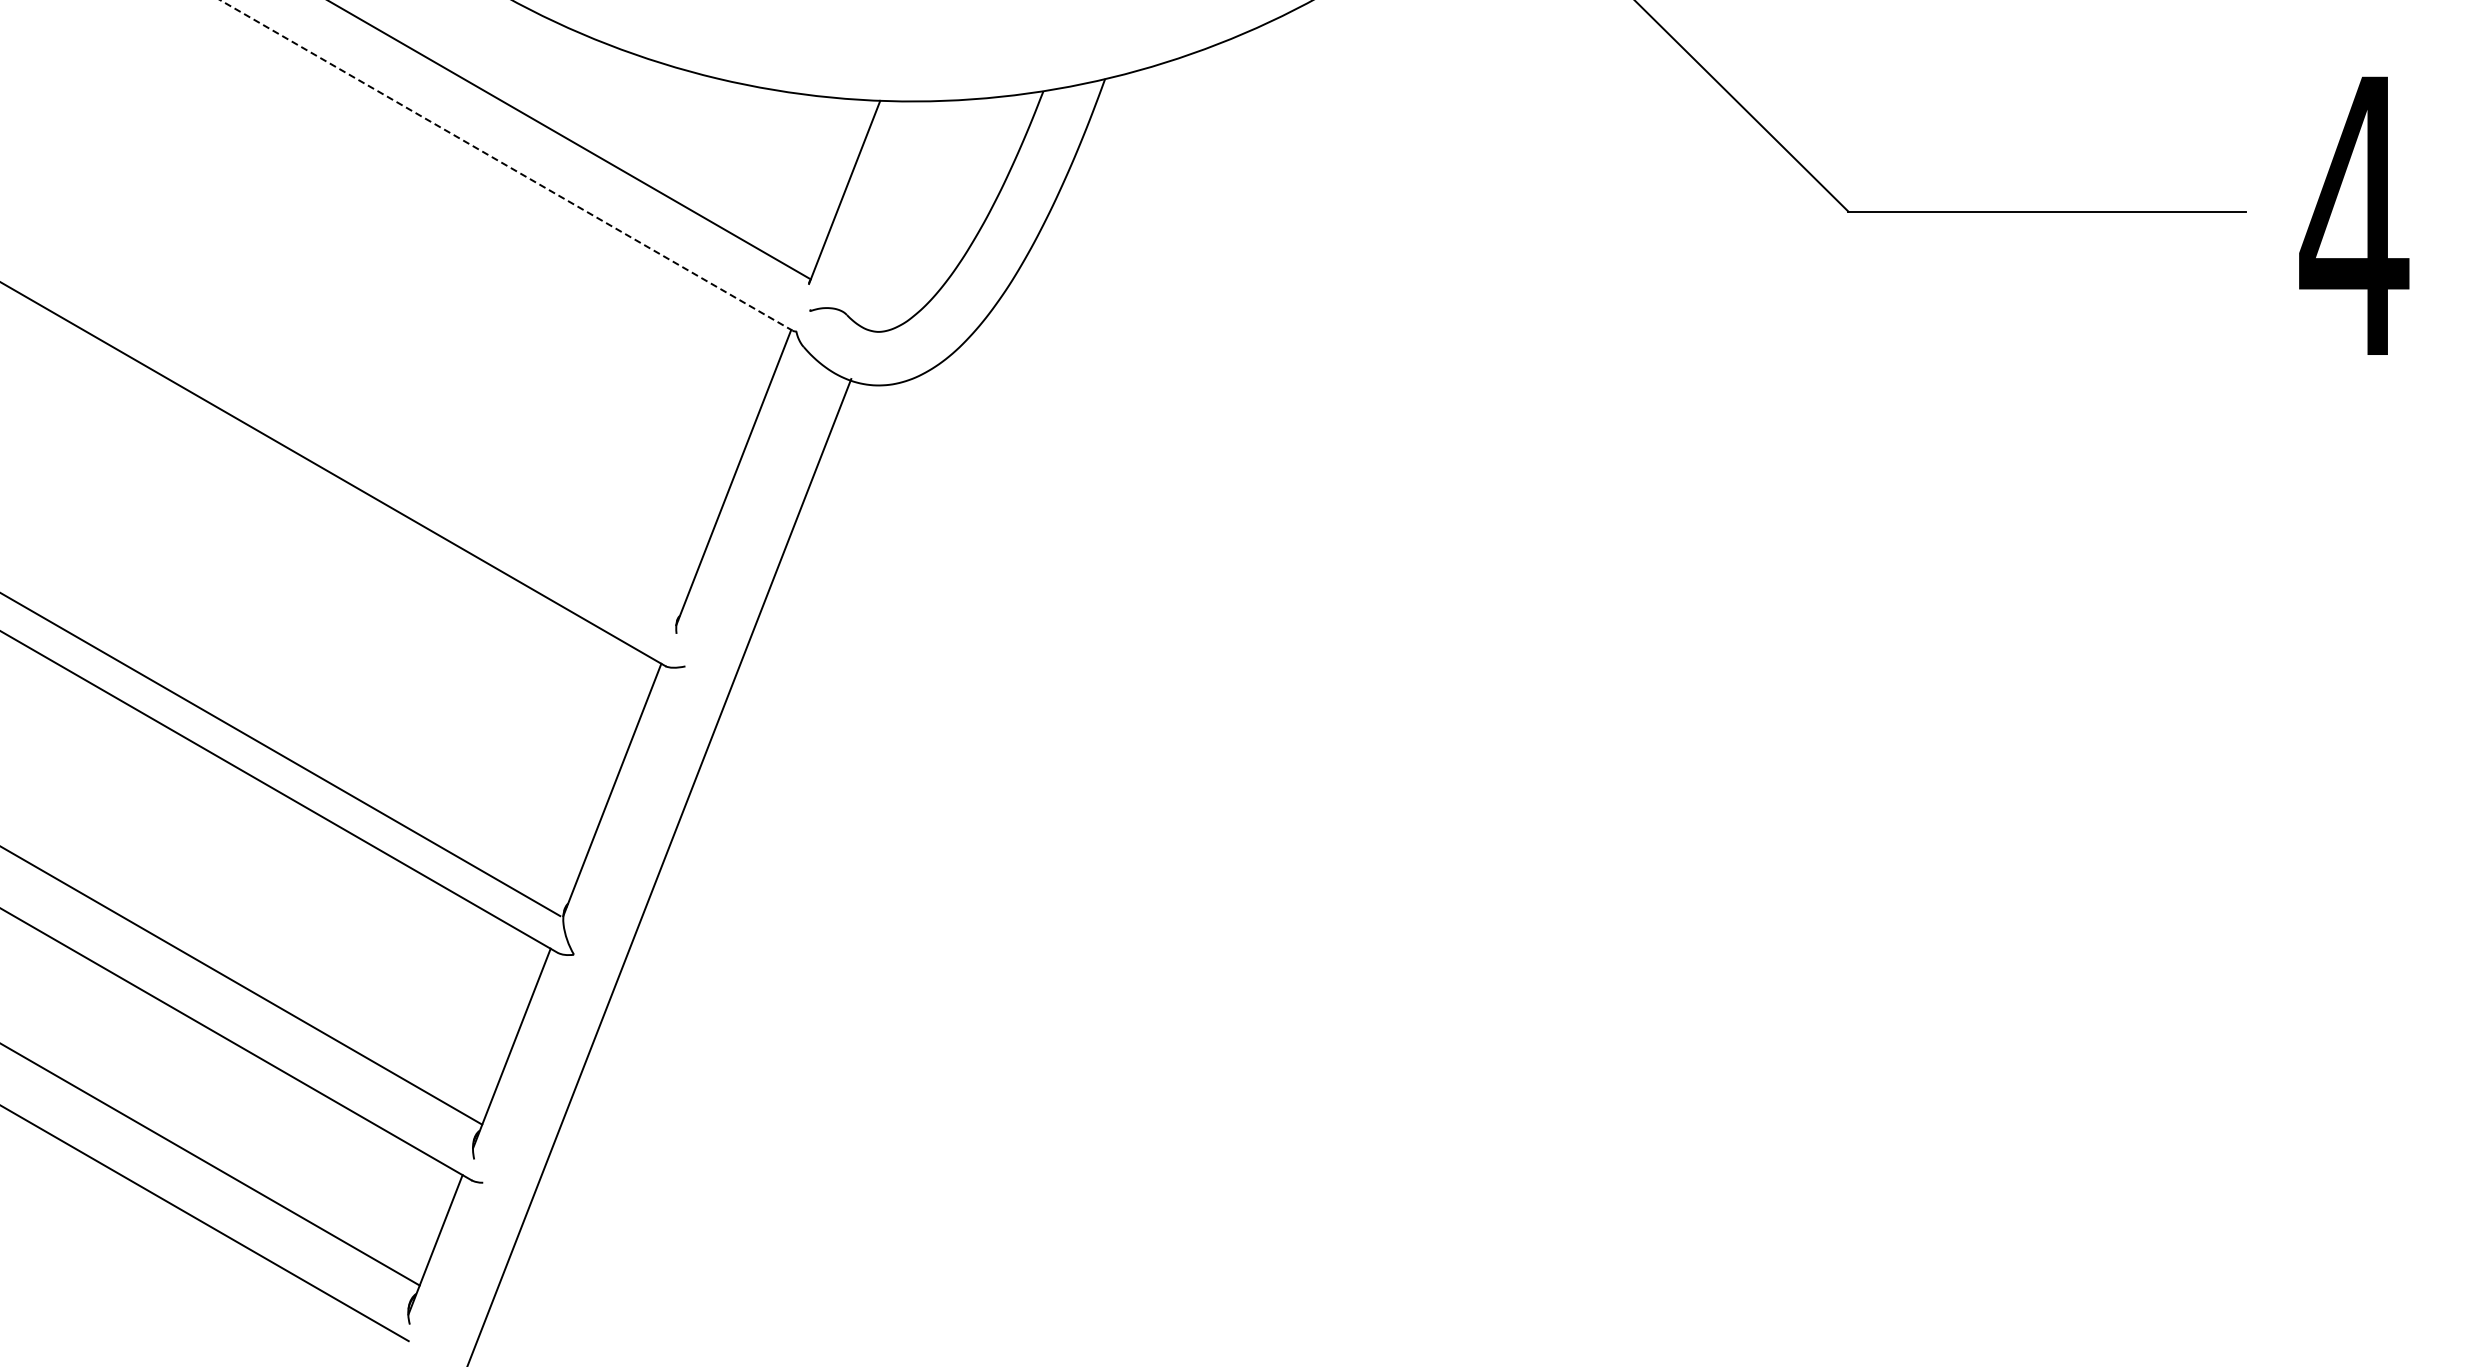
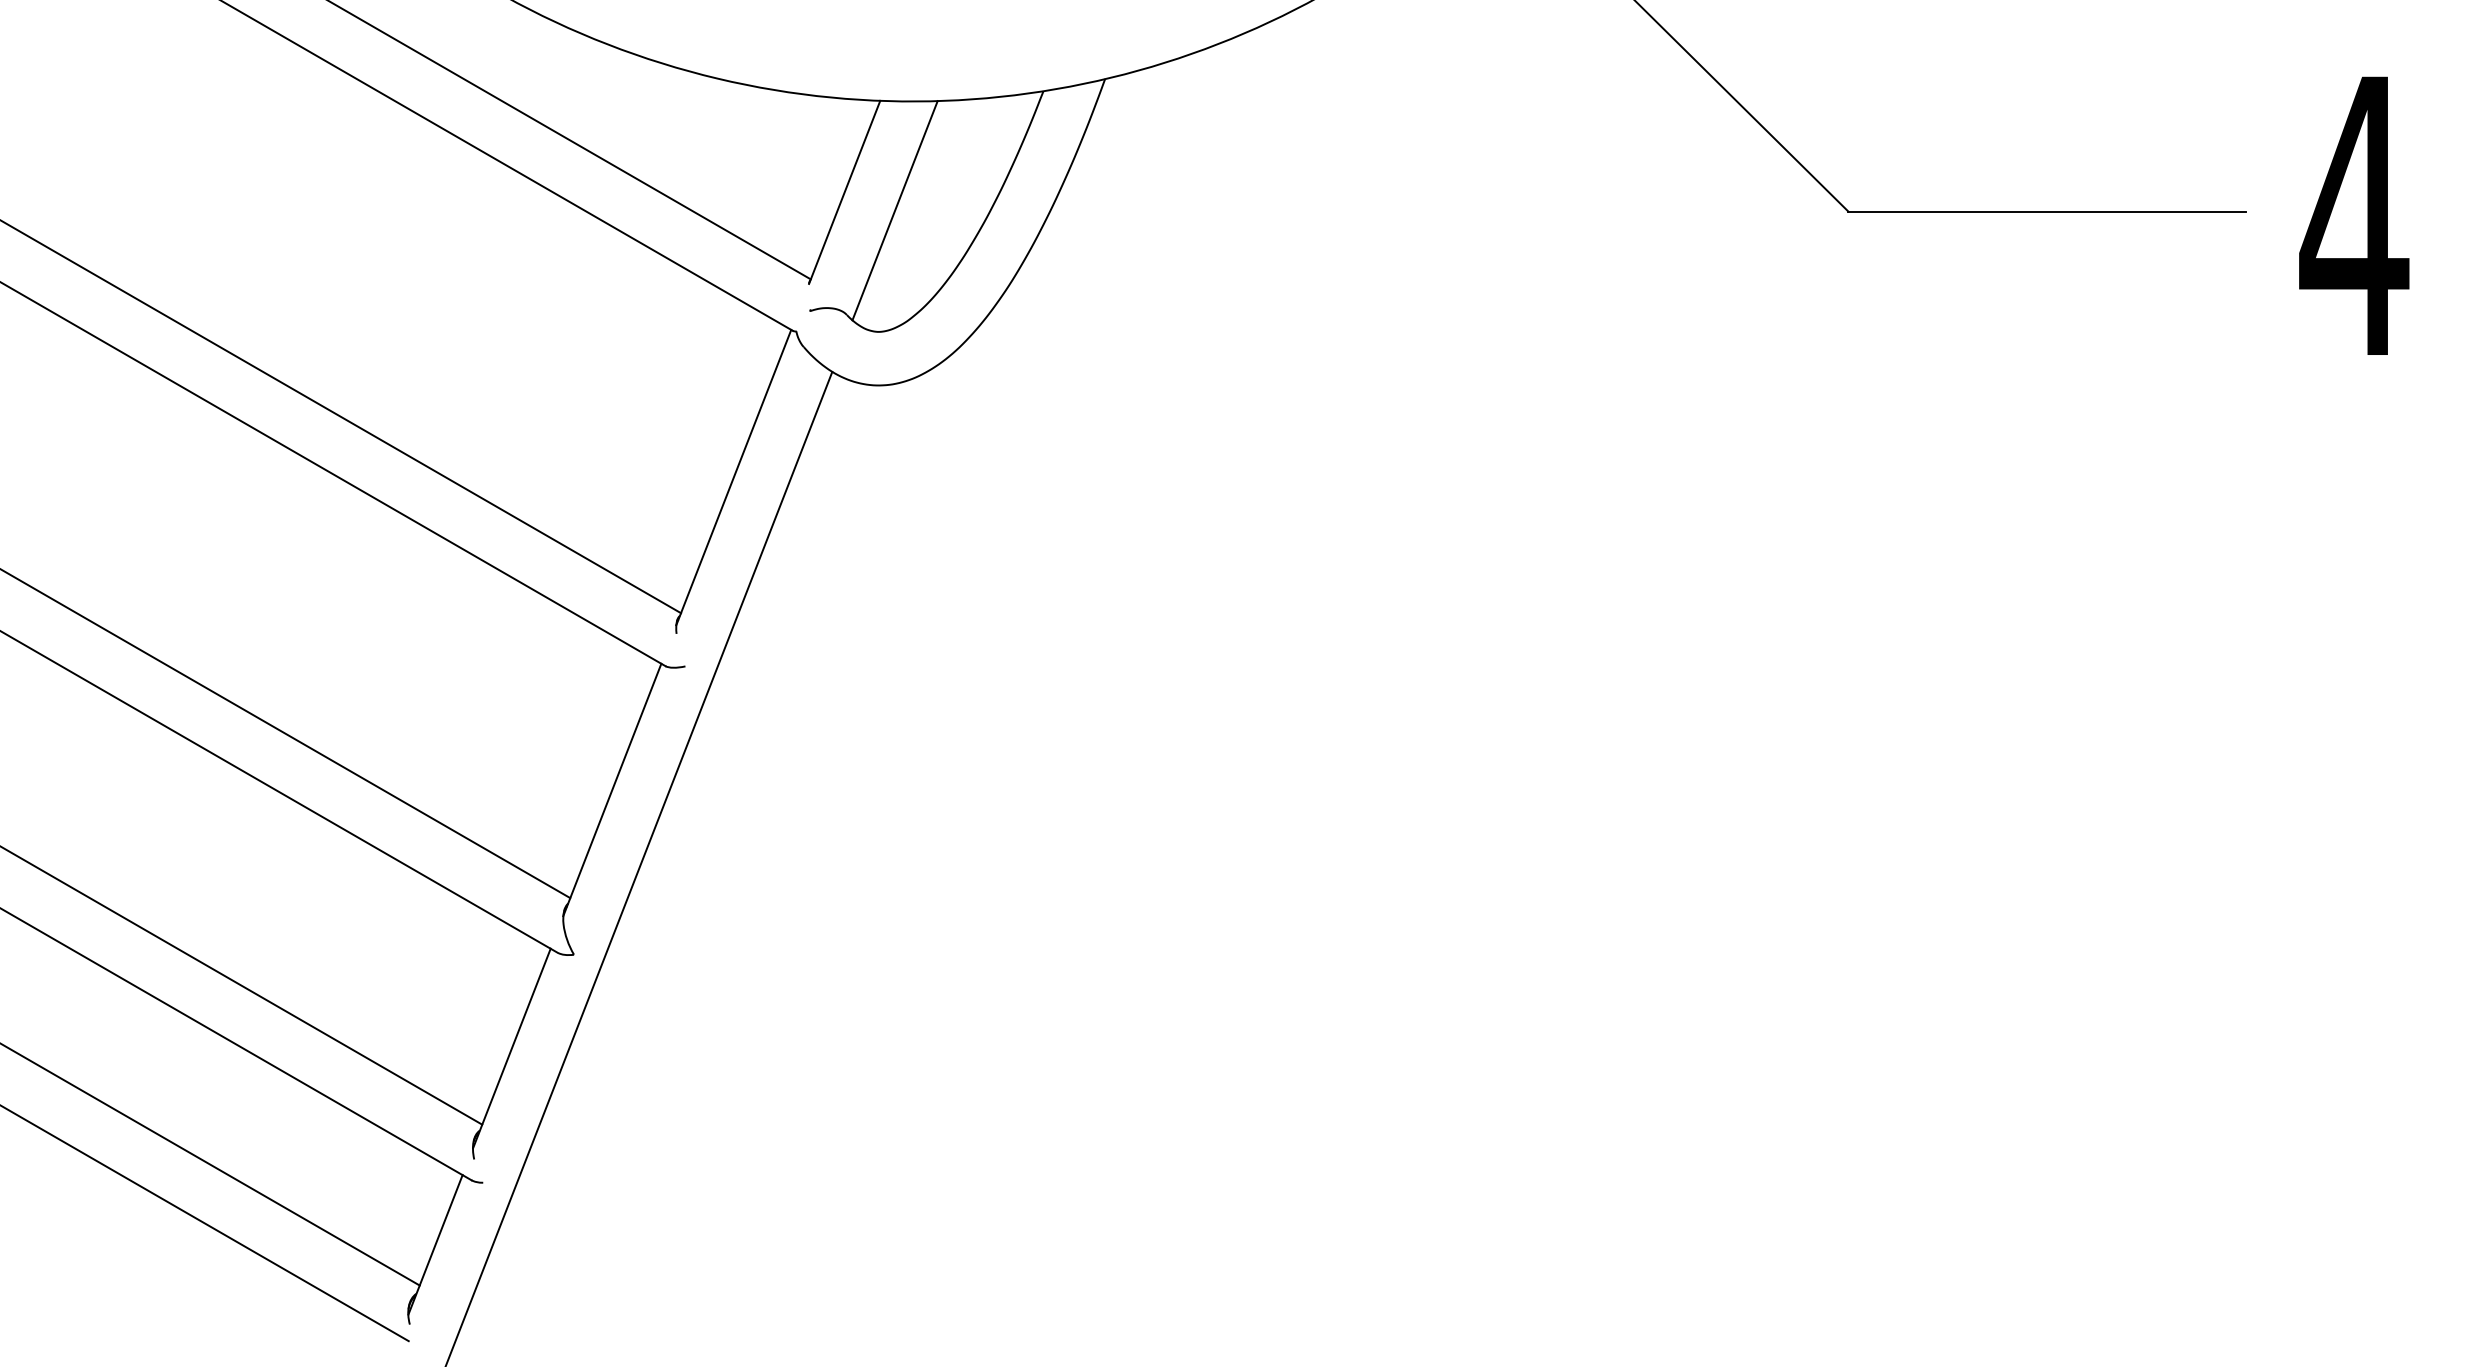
line: dashed -> solid (507, 165)
line: none -> present (894, 210)
line: none -> present (341, 417)
line position: (281, 754) -> (286, 734) (286, 734)
line position: (659, 871) -> (639, 867) (639, 867)
